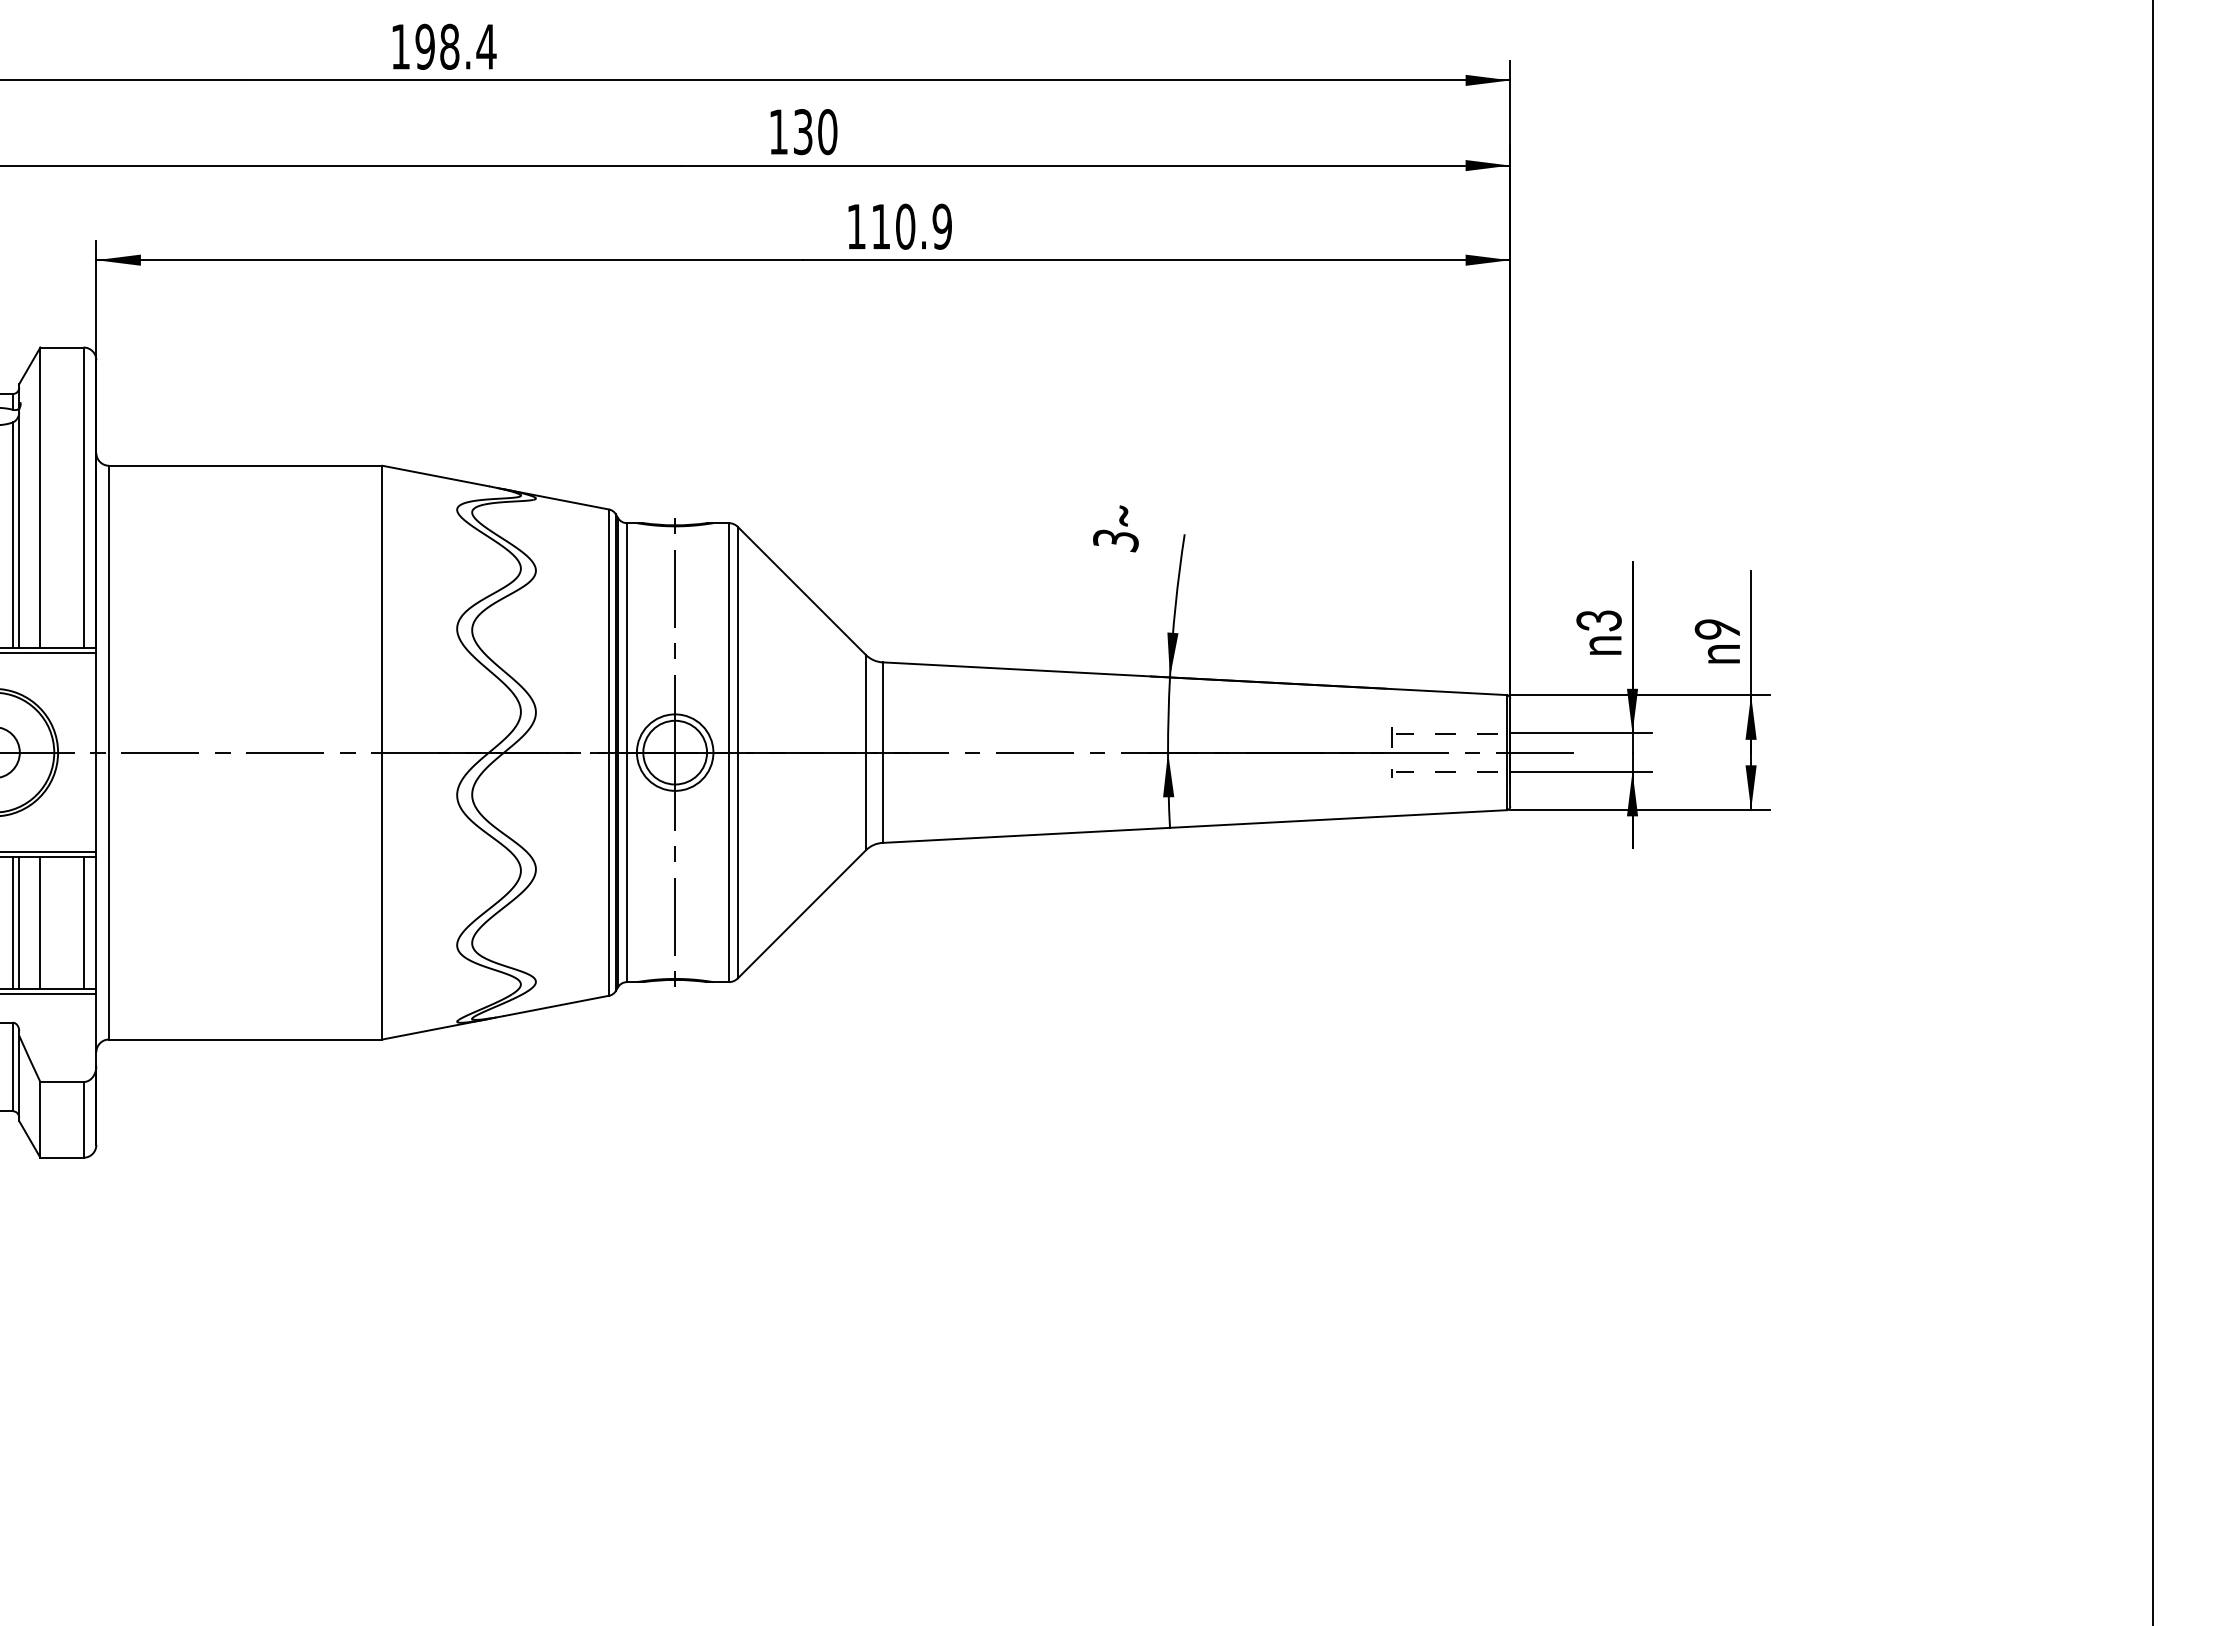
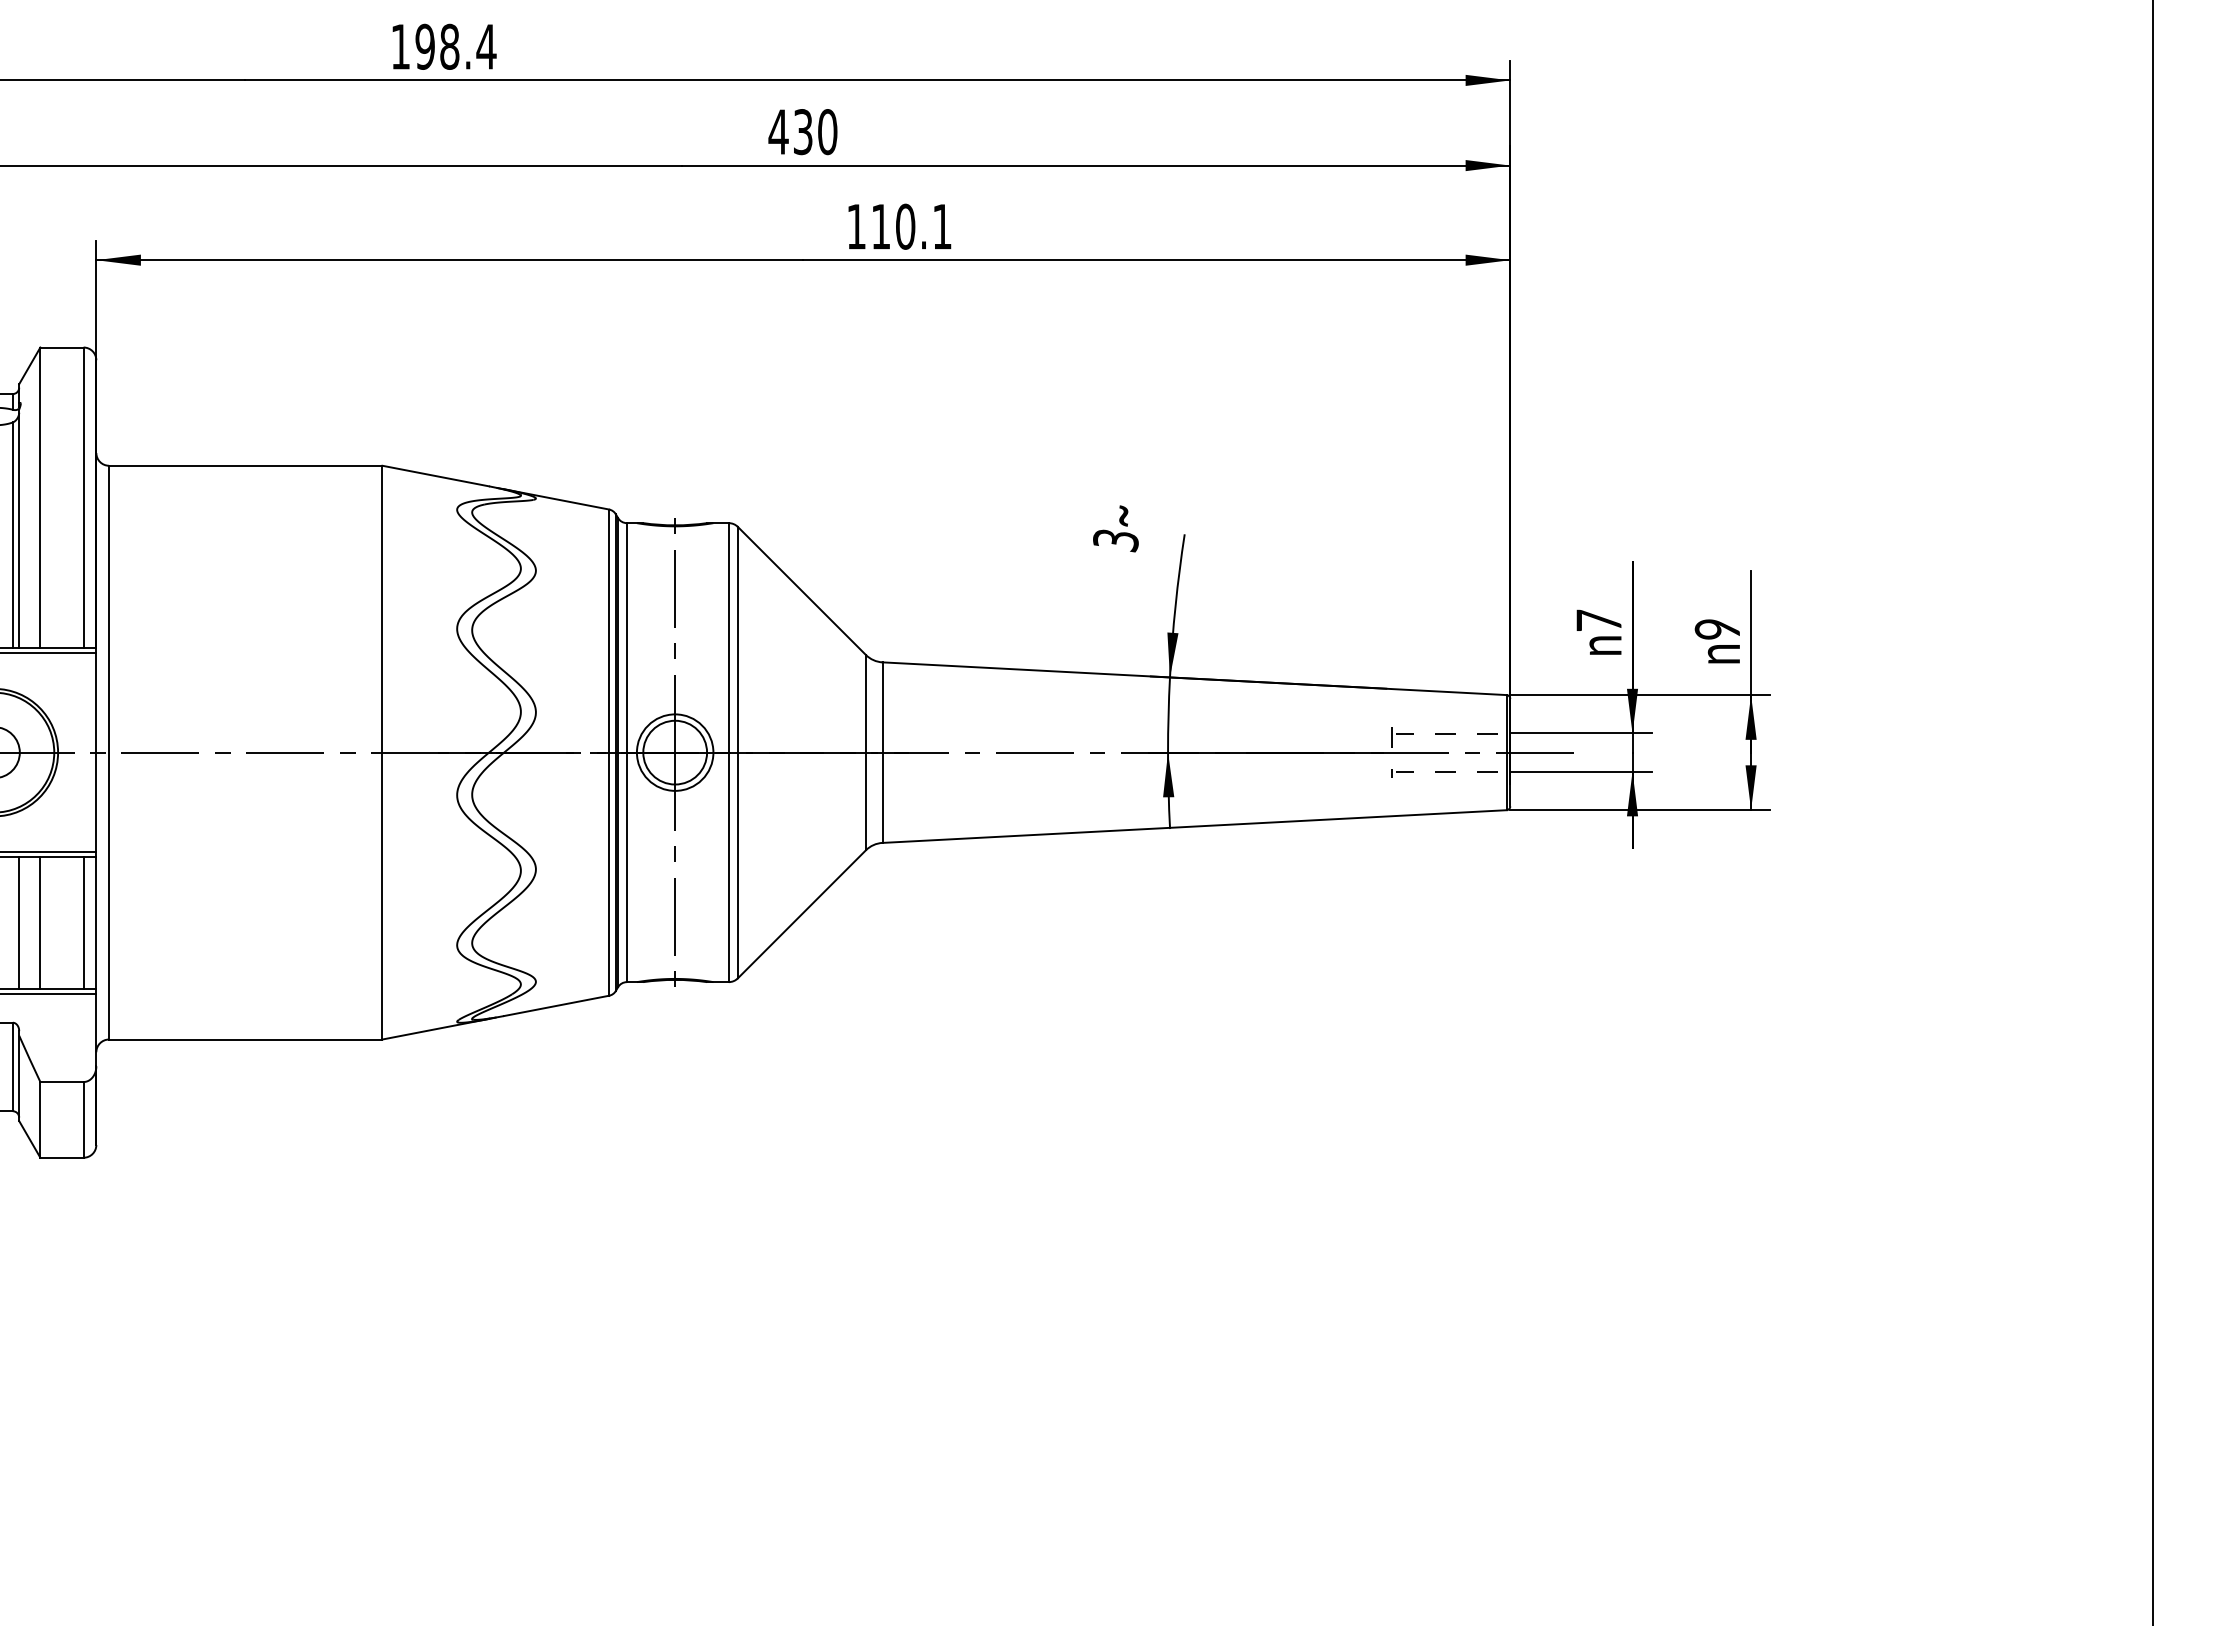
text: 130 -> 430 (778, 131)
text: 110.9 -> 110.1 (941, 226)
text: 3 -> 7 (1598, 620)
line: present -> none (12, 922)
